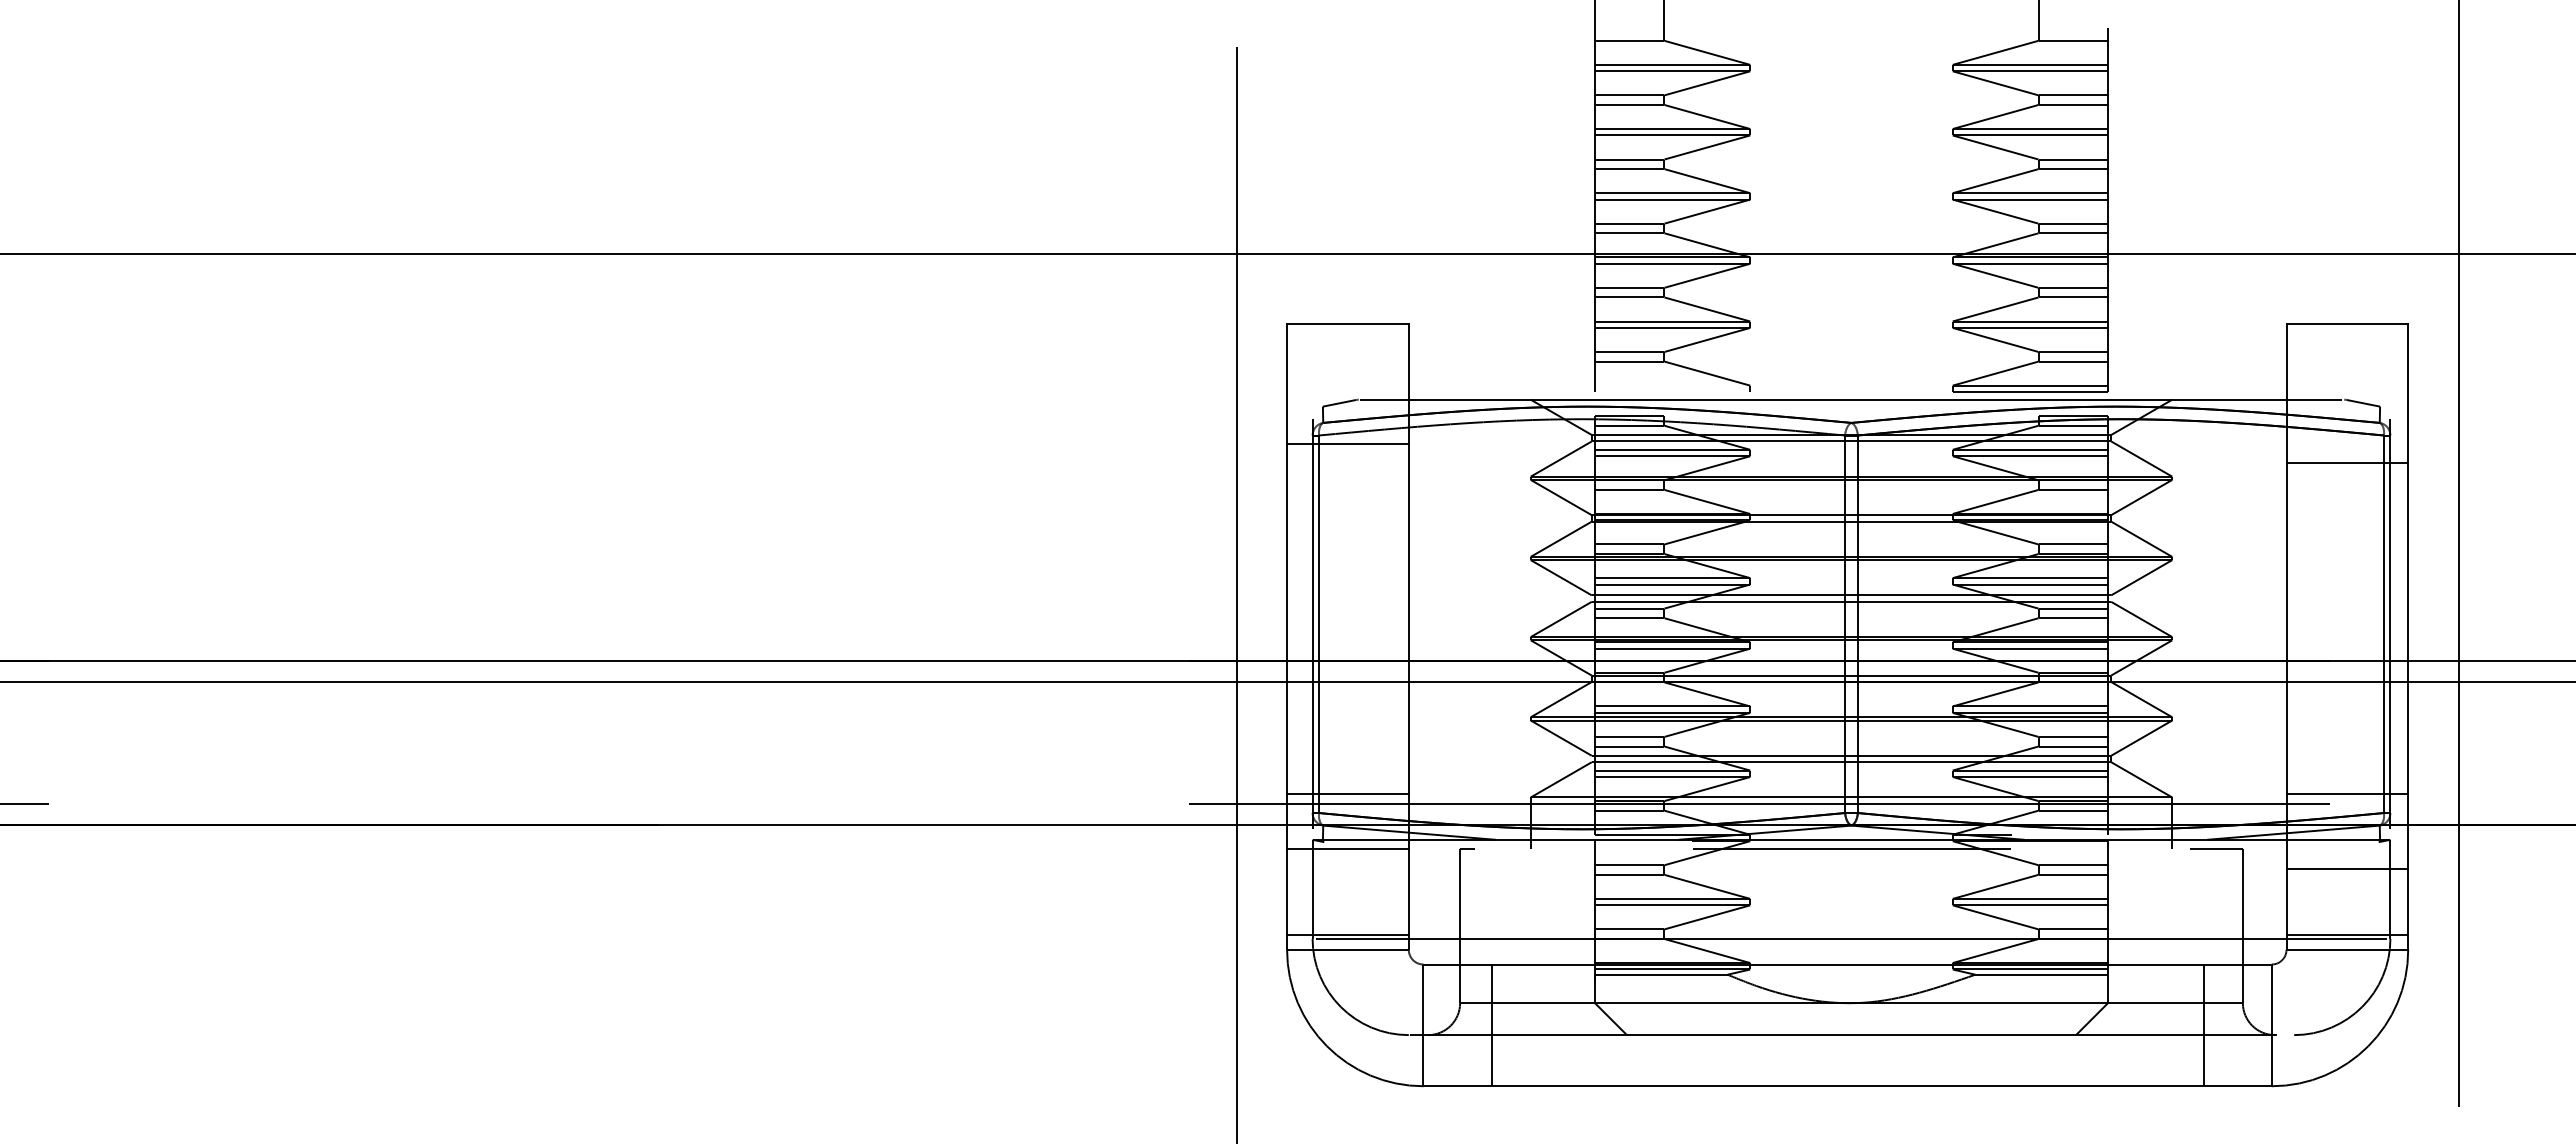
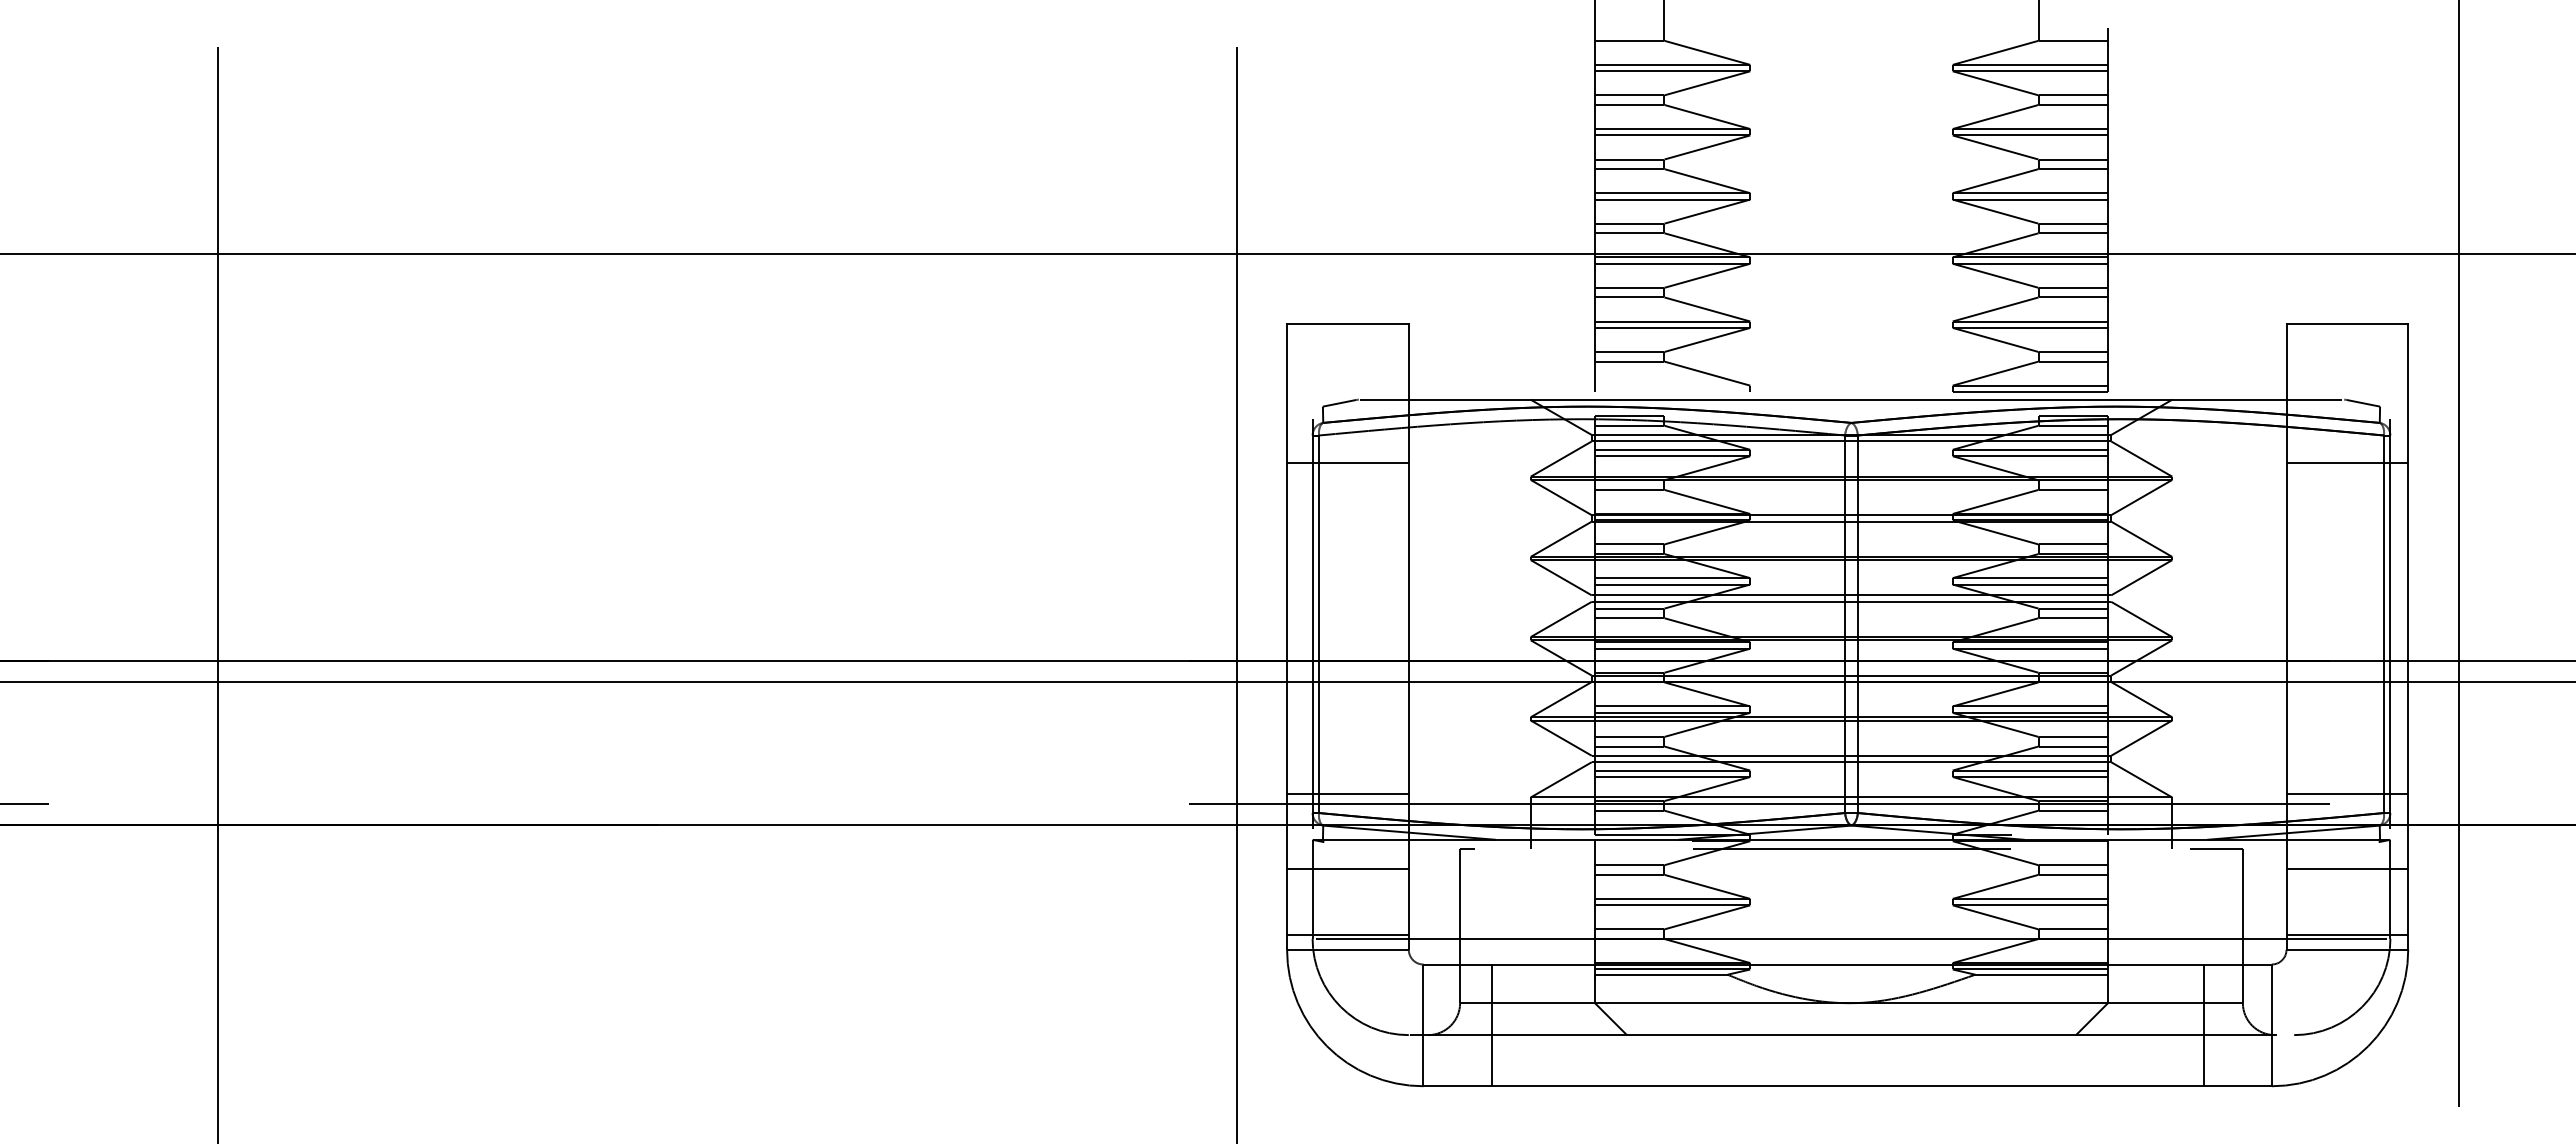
line position: (1347, 443) -> (1347, 462) (1347, 462)
line: none -> present (218, 571)
line position: (1347, 849) -> (1347, 869) (1347, 869)
